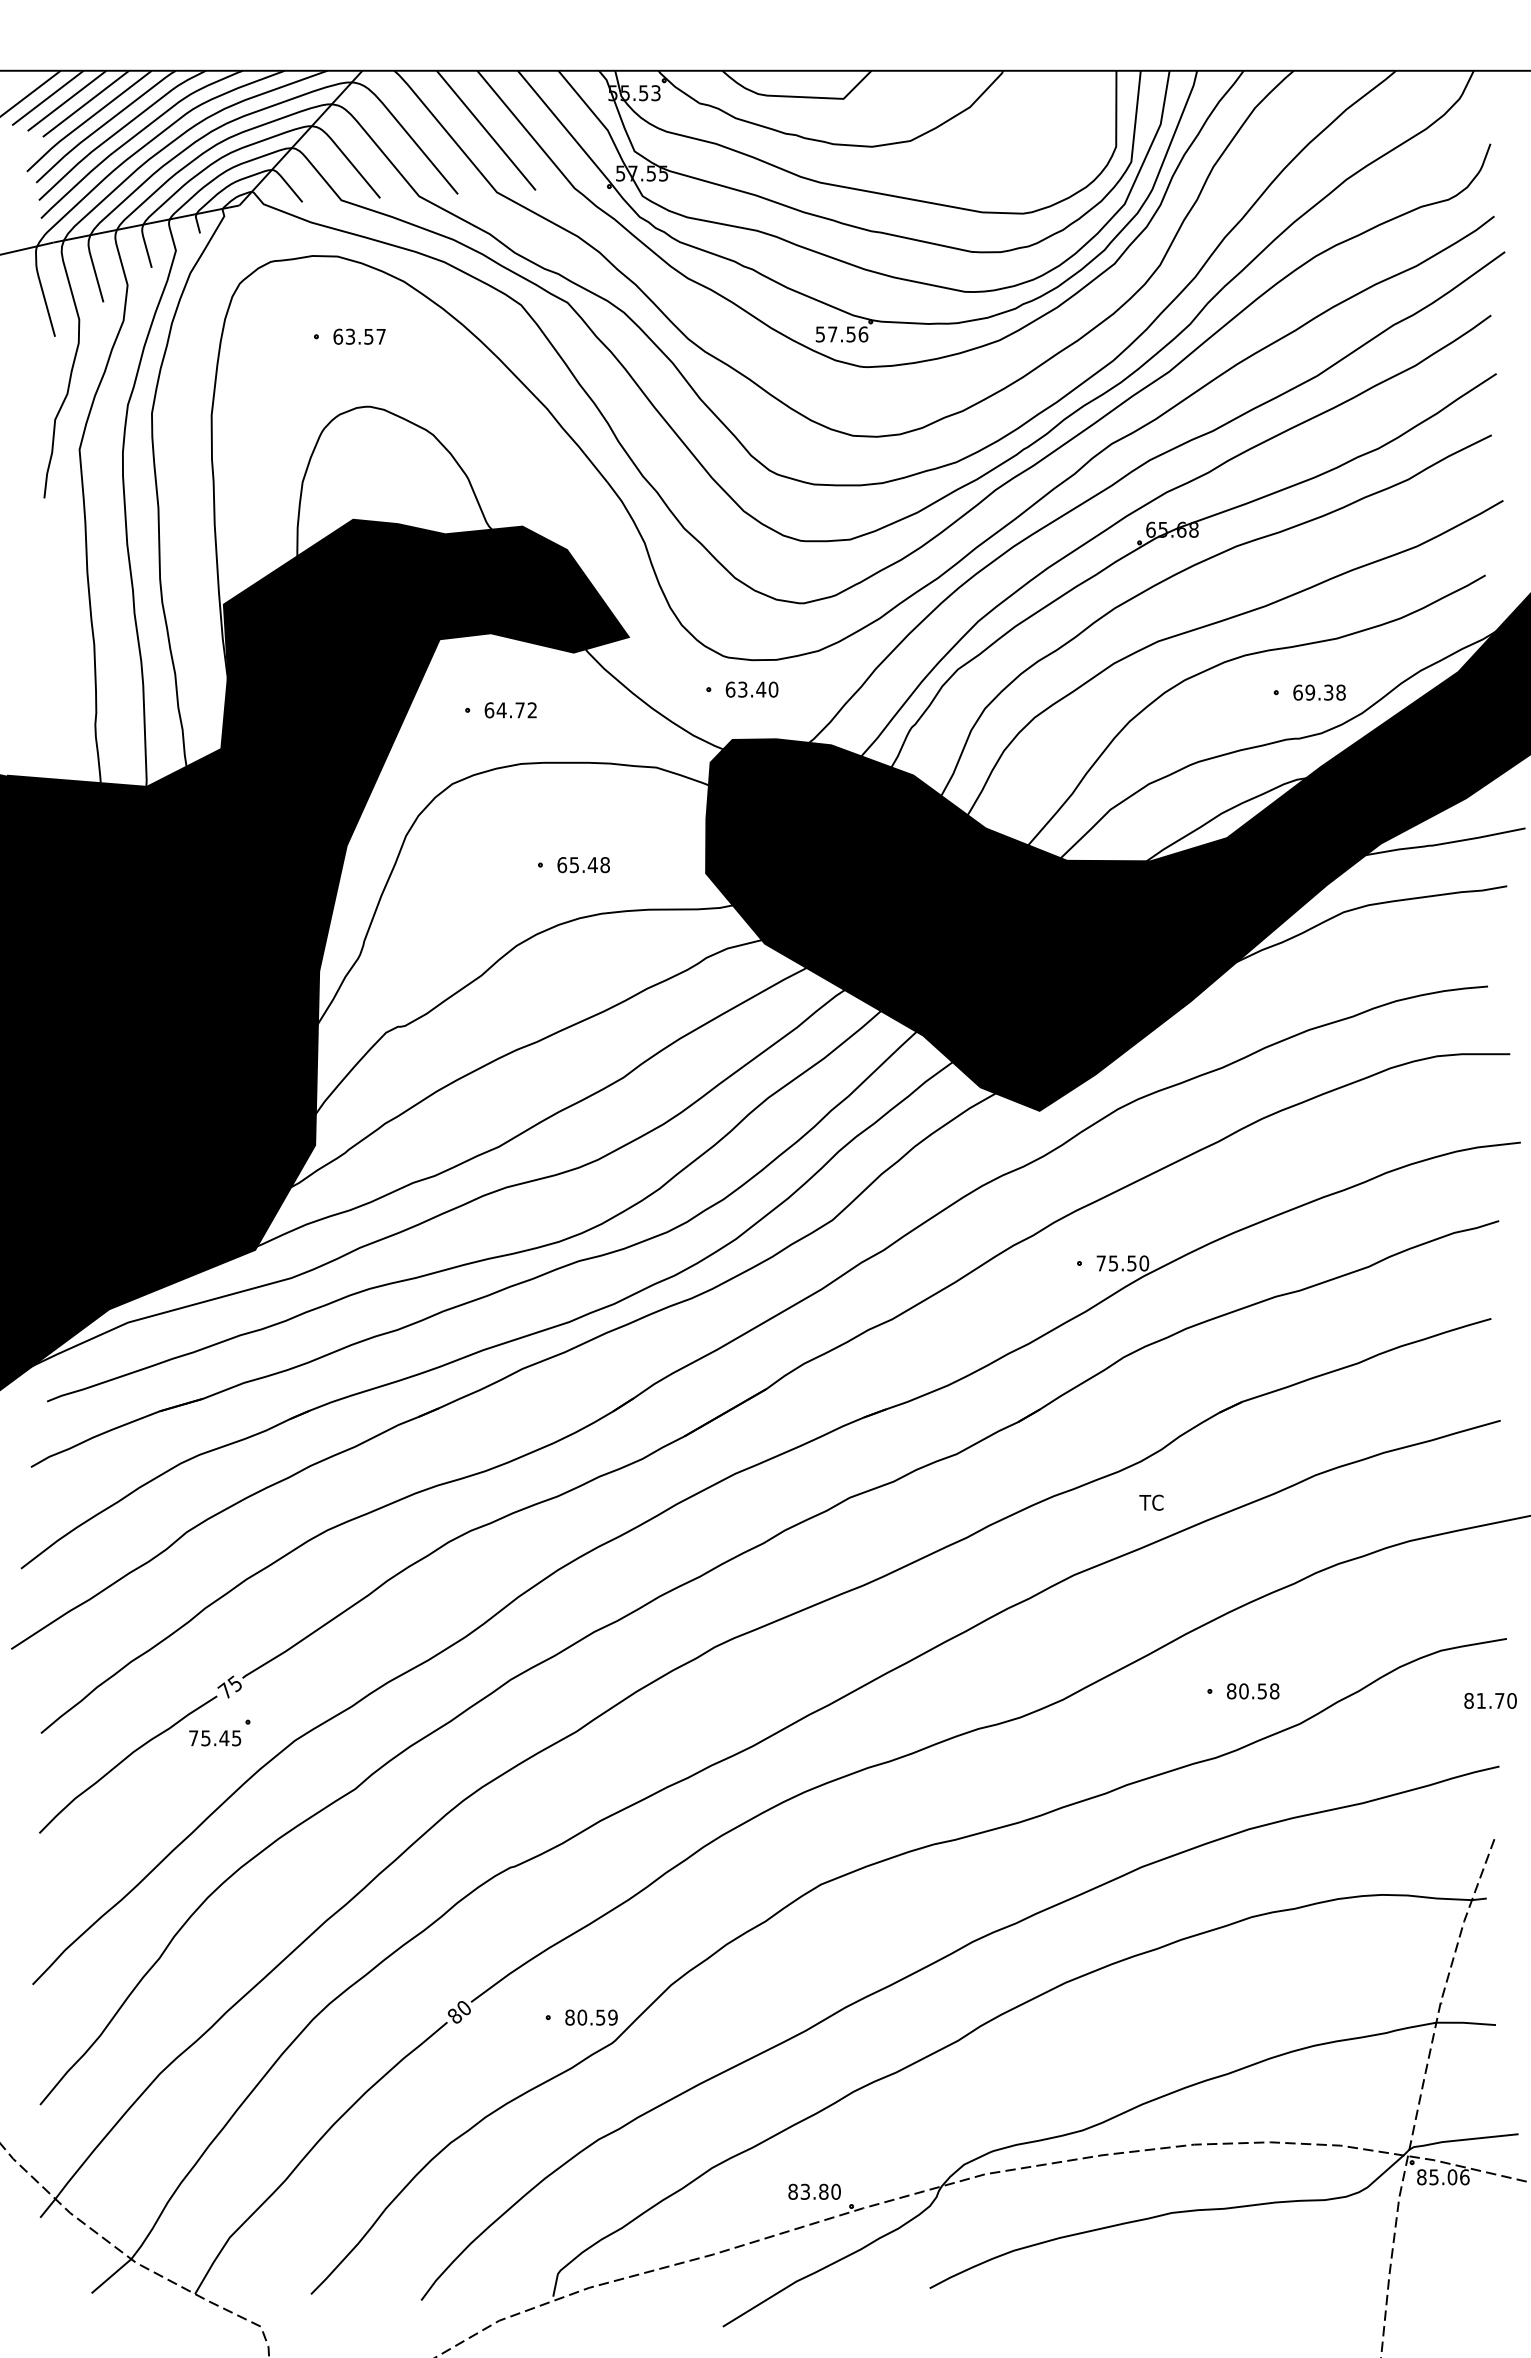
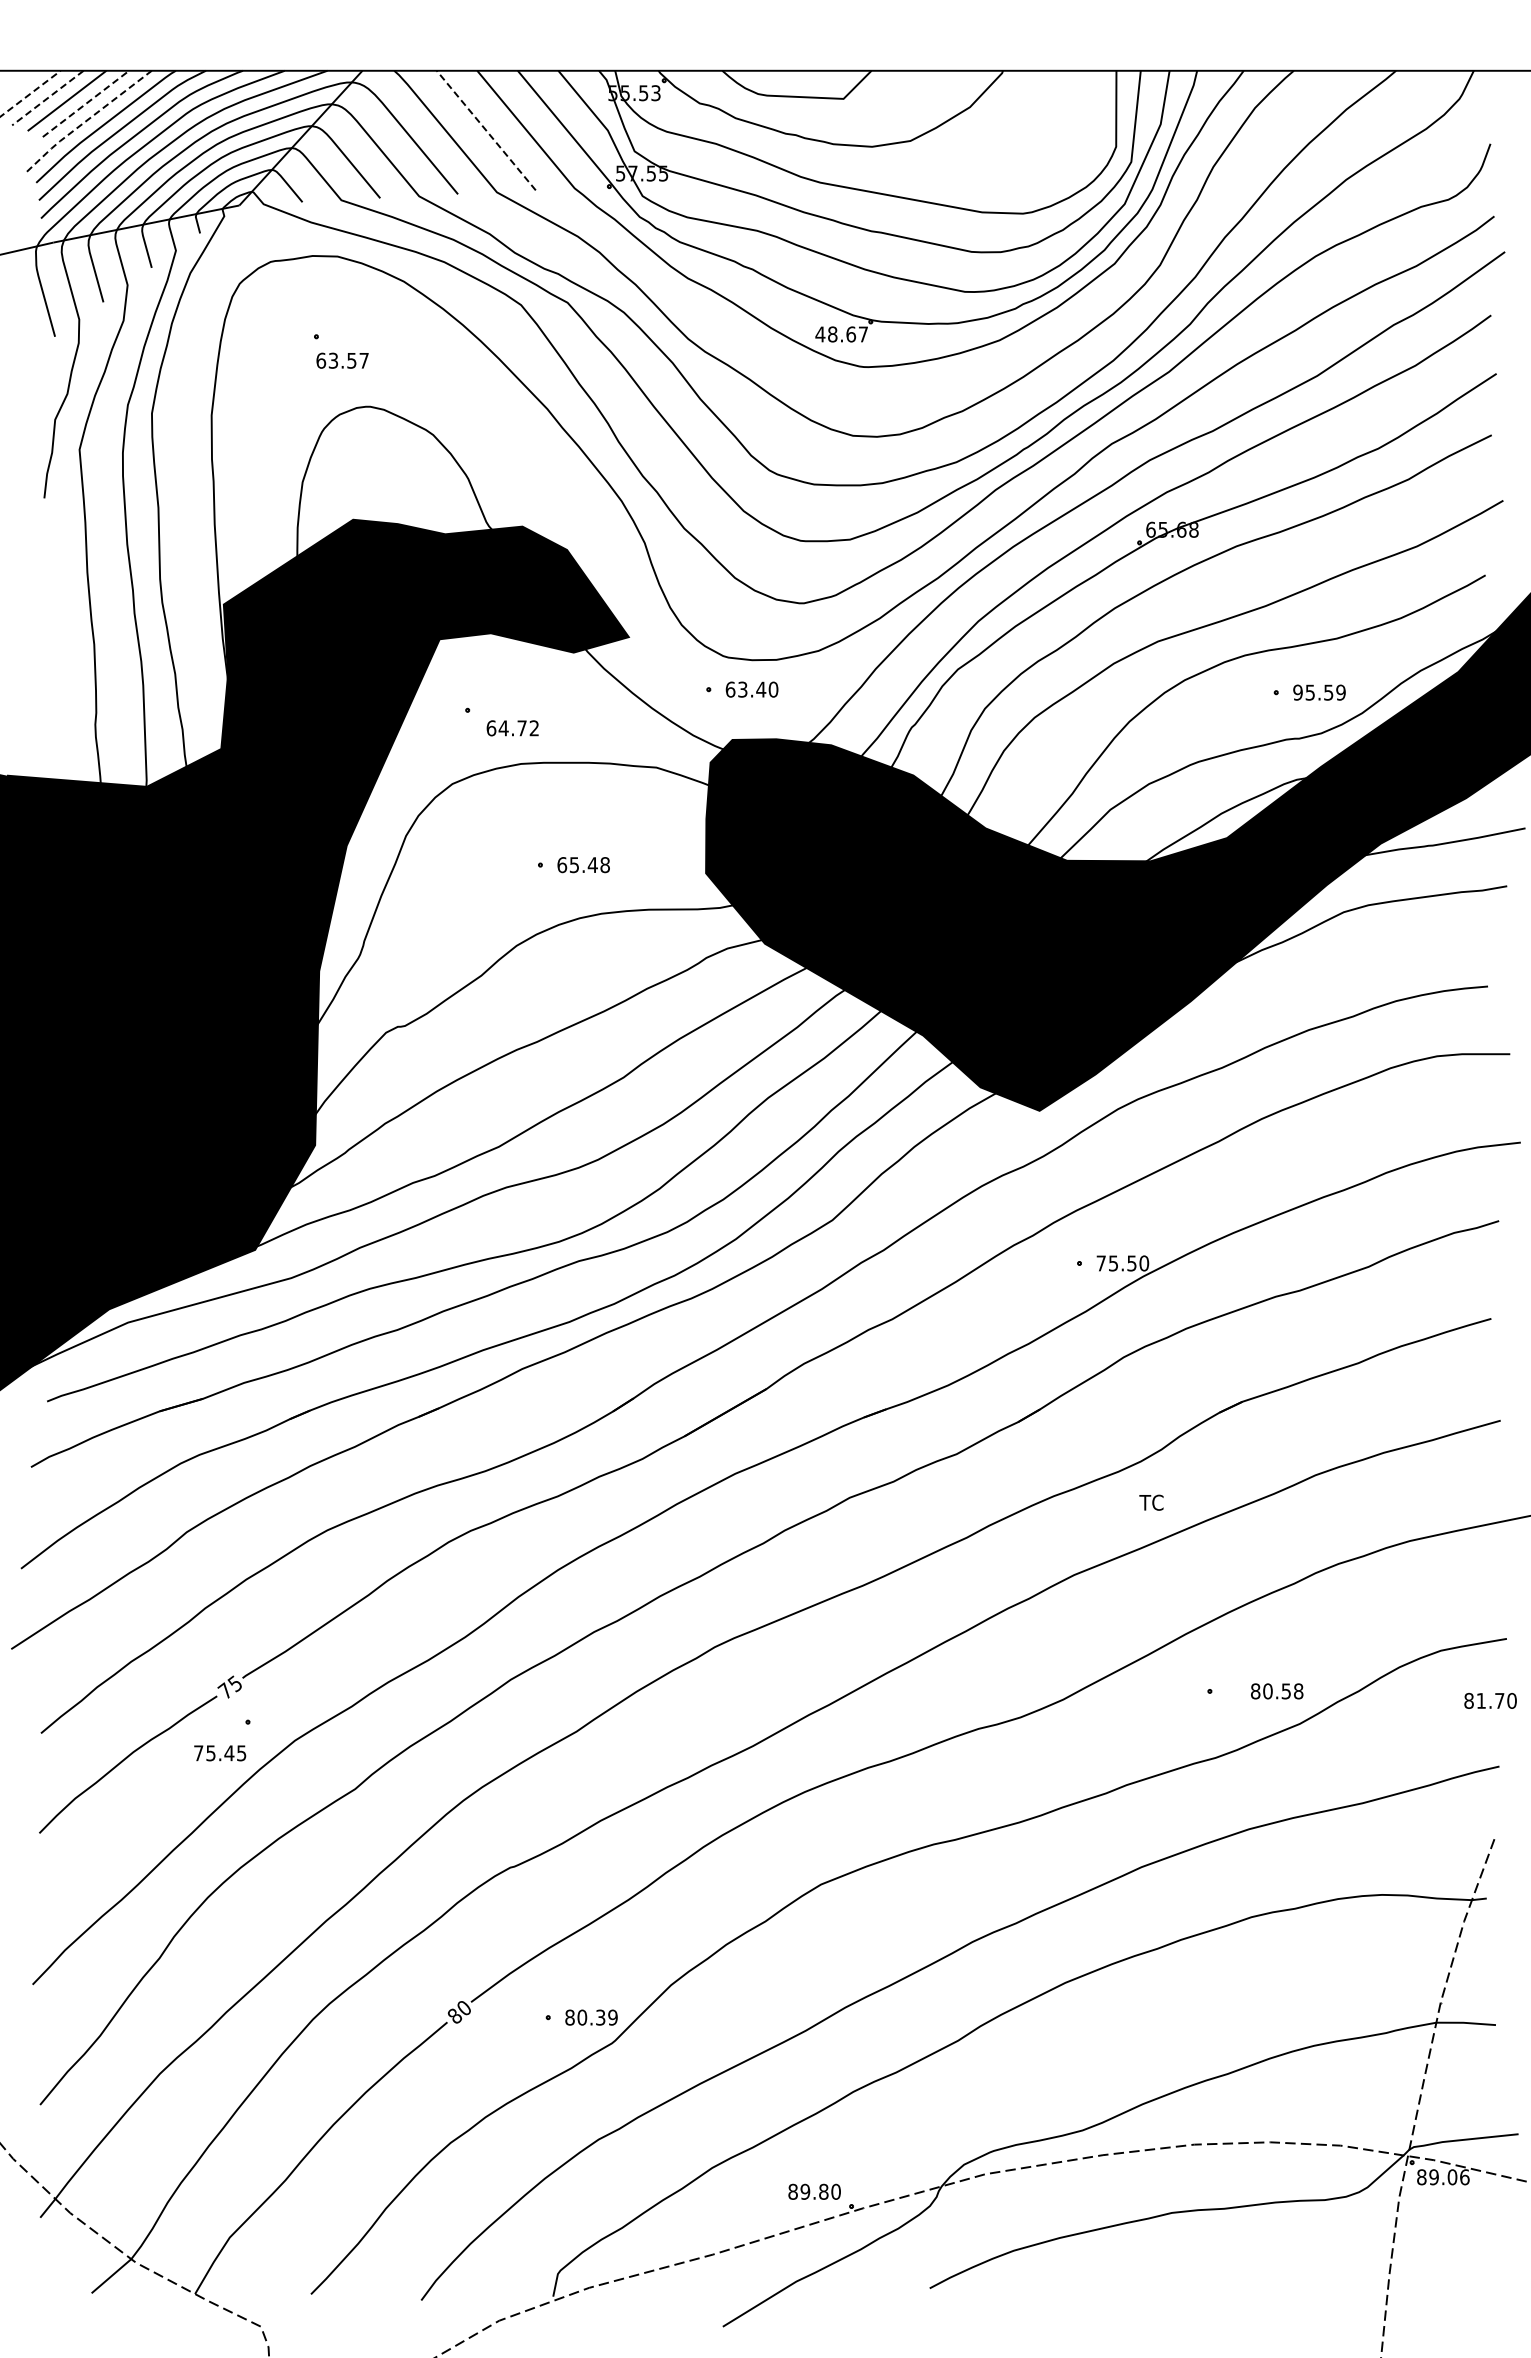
line: solid -> dashed (30, 93)
line: solid -> dashed (47, 98)
line: solid -> dashed (86, 103)
line: solid -> dashed (86, 120)
line: solid -> dashed (486, 130)
text: 57.56 -> 48.67 (841, 334)
text position: (359, 336) -> (342, 360) (342, 360)
text: 69.38 -> 95.59 (1319, 692)
text position: (510, 710) -> (512, 728) (512, 728)
text position: (1253, 1691) -> (1277, 1691) (1277, 1691)
text position: (215, 1738) -> (220, 1753) (220, 1753)
text: 80.59 -> 80.39 (600, 2016)
text: 85.06 -> 89.06 (1433, 2176)
text: 83.80 -> 89.80 (805, 2191)
